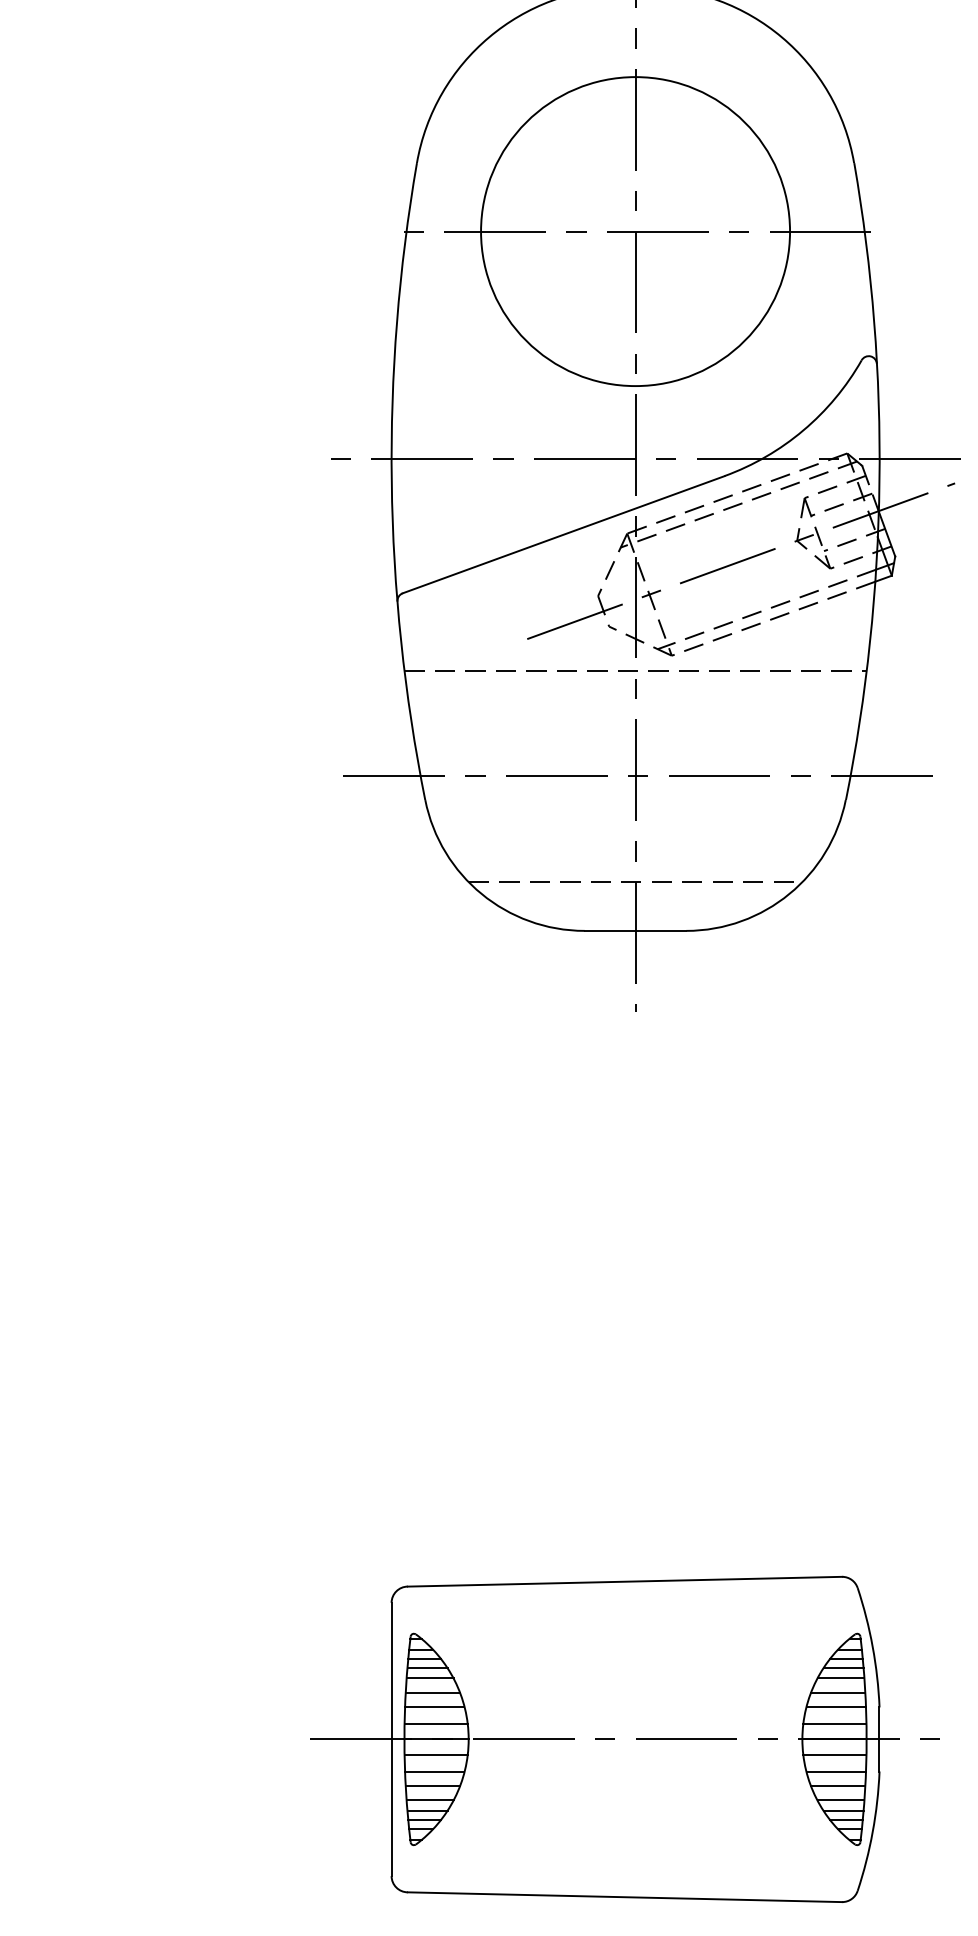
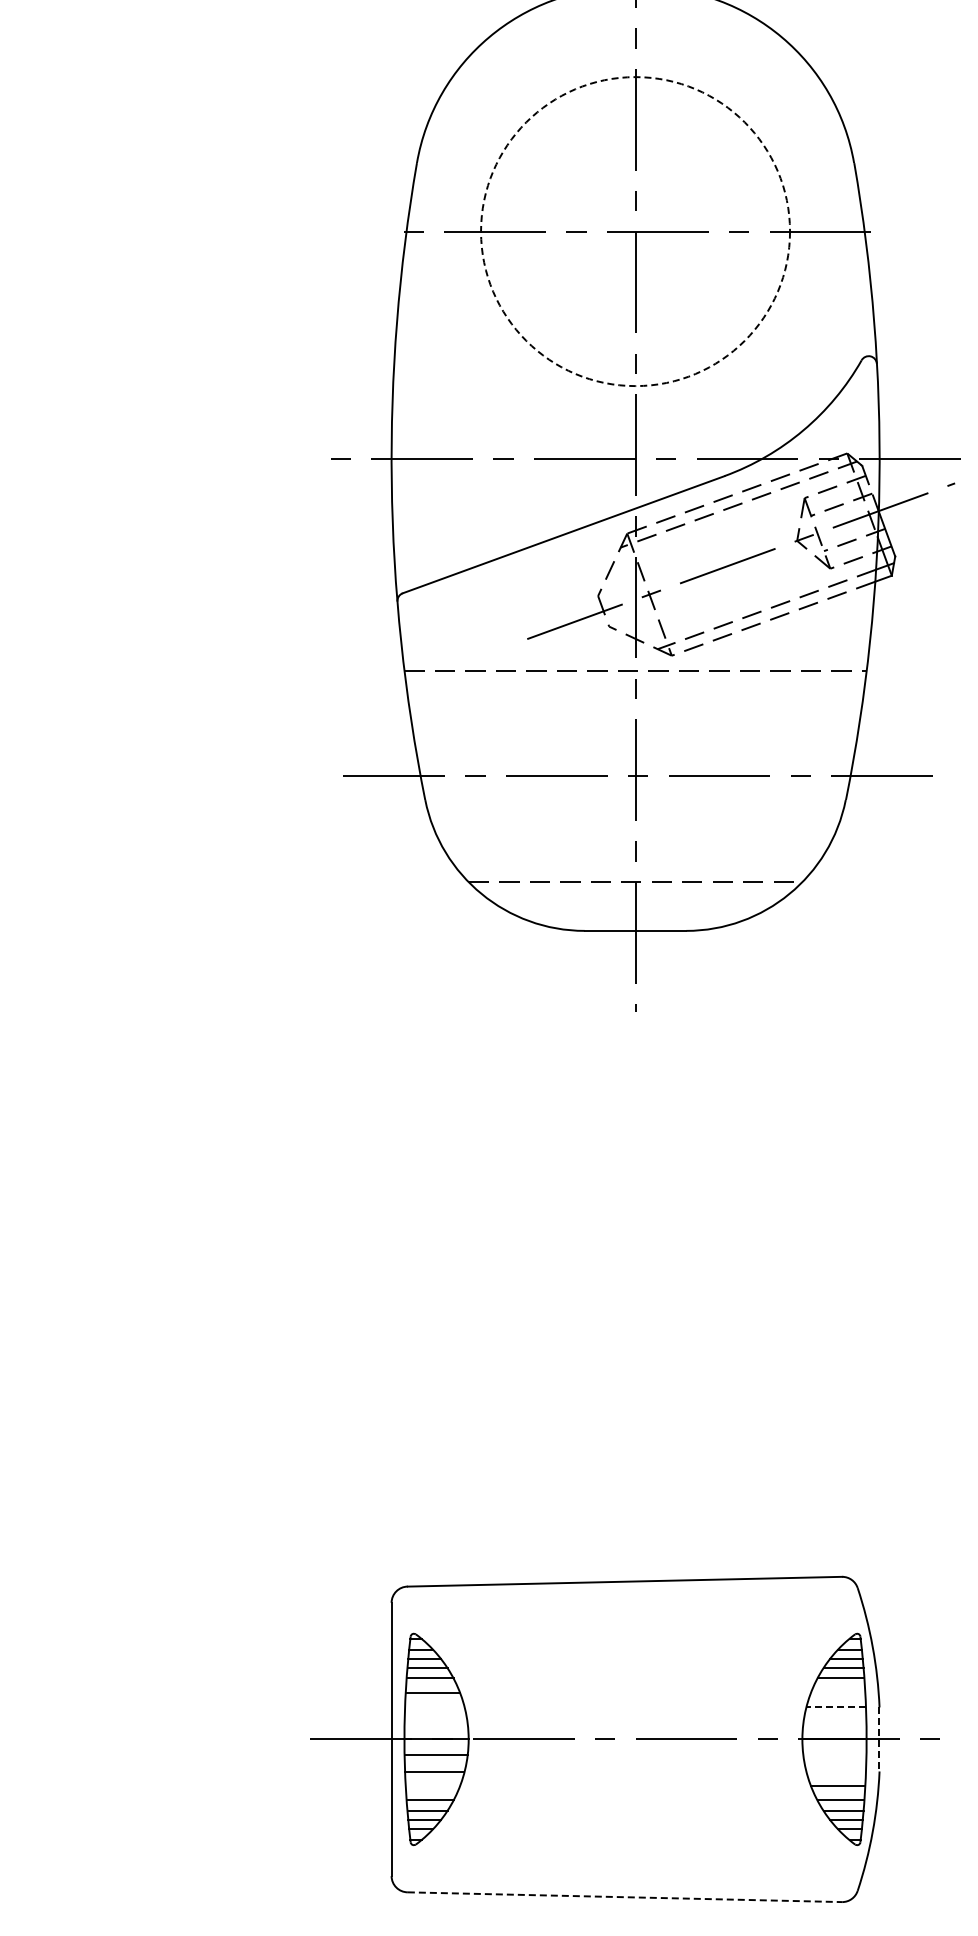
circle: solid -> dashed (635, 231)
line: present -> none (838, 1693)
line: present -> none (434, 1706)
line: solid -> dashed (836, 1706)
line: present -> none (435, 1723)
line: present -> none (834, 1723)
line: solid -> dashed (879, 1739)
line: present -> none (834, 1755)
line: present -> none (835, 1772)
line: present -> none (432, 1785)
line: solid -> dashed (625, 1897)
